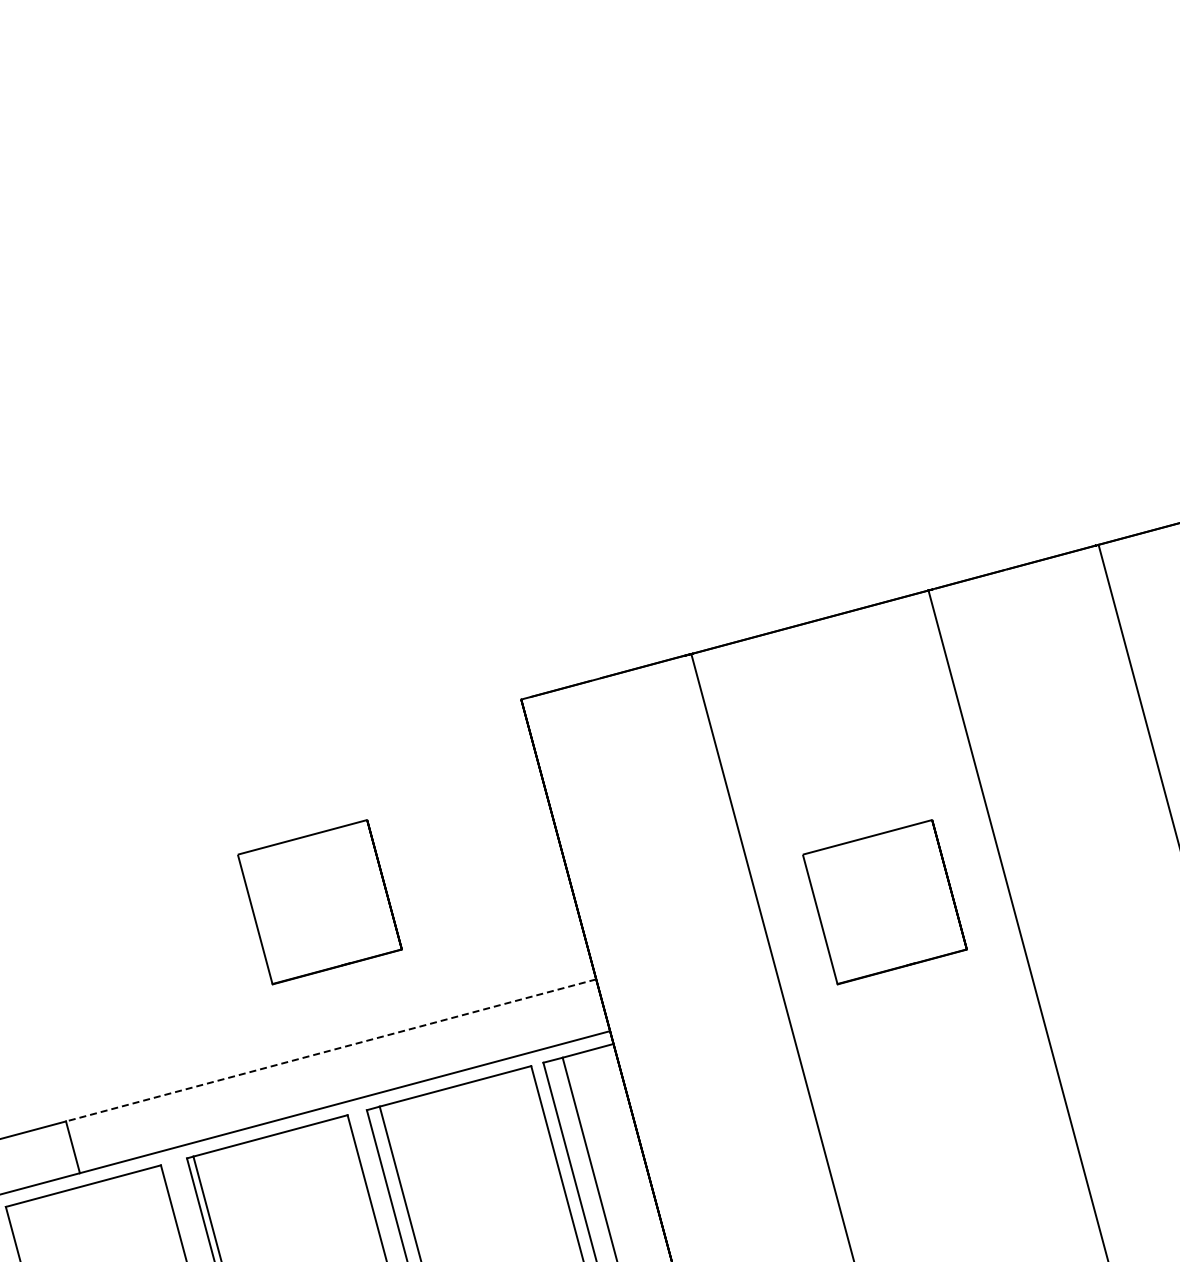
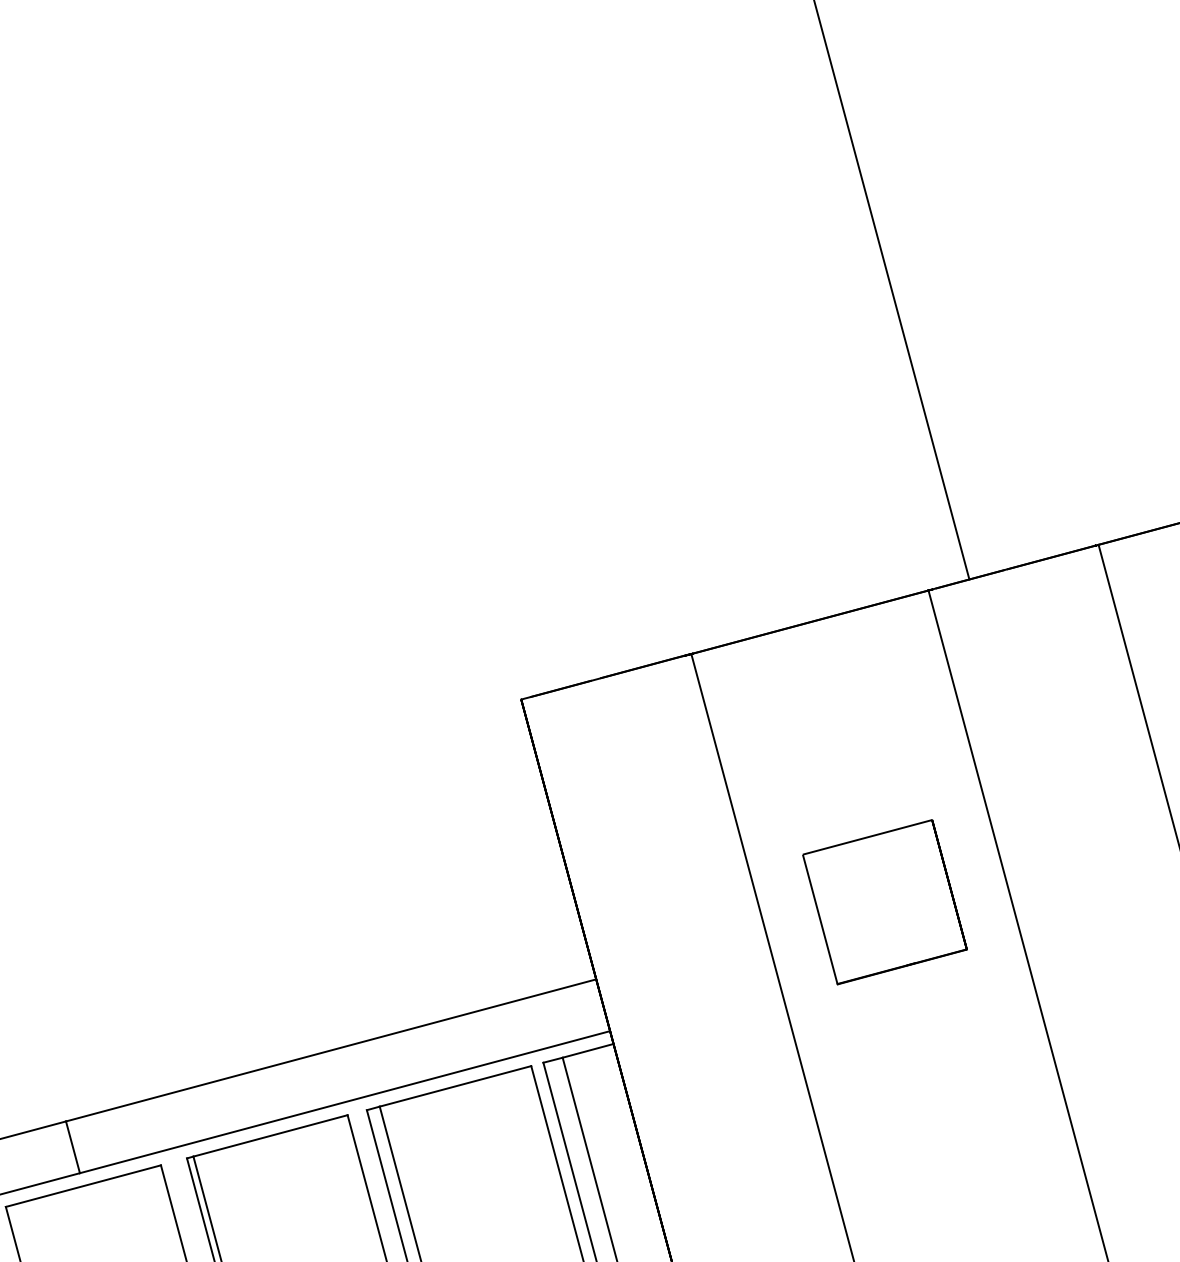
line: none -> present (891, 290)
part: present -> none (319, 902)
line: dashed -> solid (330, 1050)
